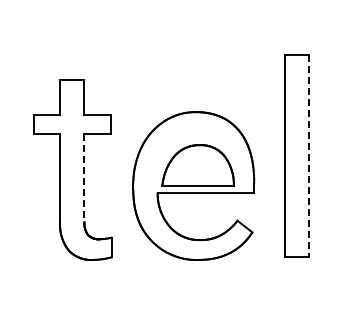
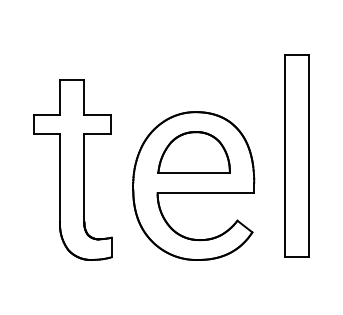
line: dashed -> solid (308, 156)
part position: (197, 165) -> (193, 152) (193, 152)
line: dashed -> solid (84, 178)
